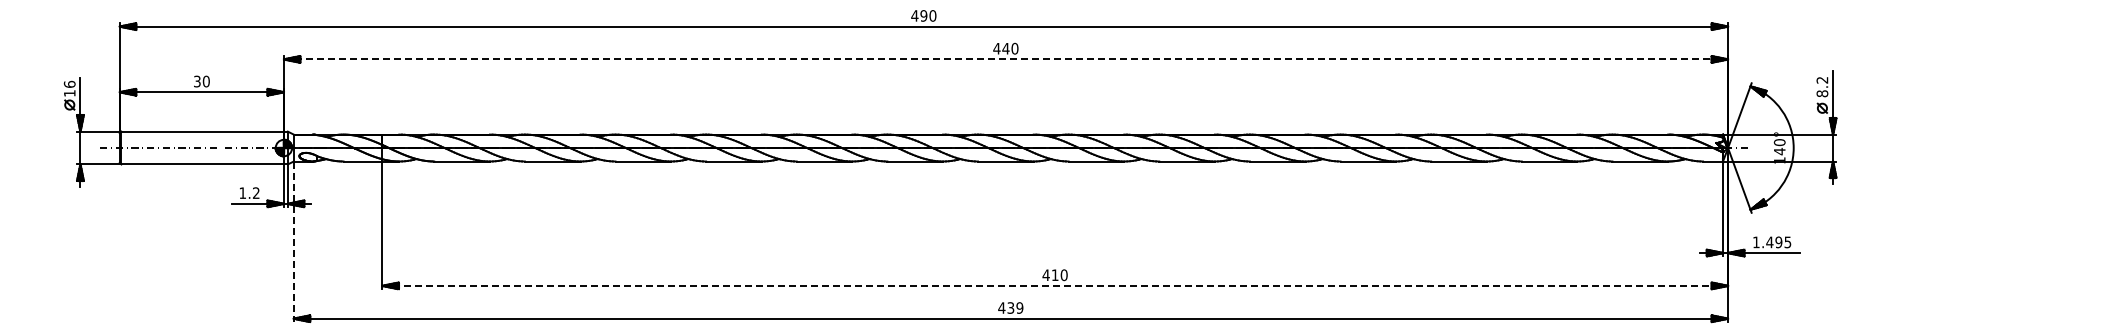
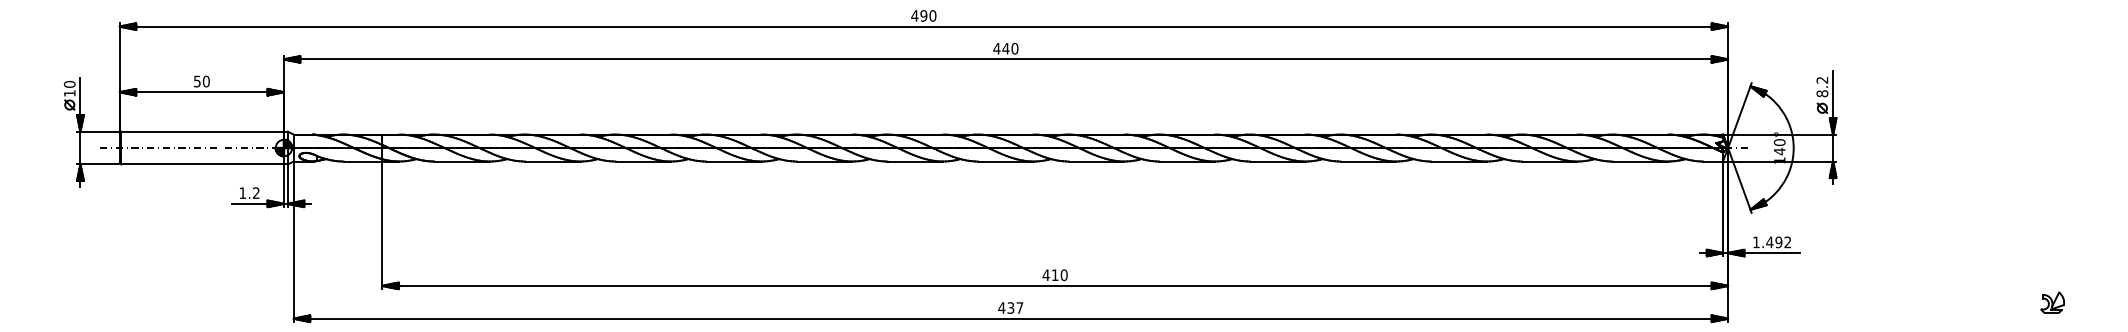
line: dashed -> solid (1006, 59)
text: 30 -> 50 (197, 80)
text: 16 -> 10 (69, 83)
line: dashed -> solid (293, 242)
text: 1.495 -> 1.492 (1787, 242)
line: dashed -> solid (1055, 285)
part: none -> present (2052, 302)
text: 439 -> 437 (1019, 307)
